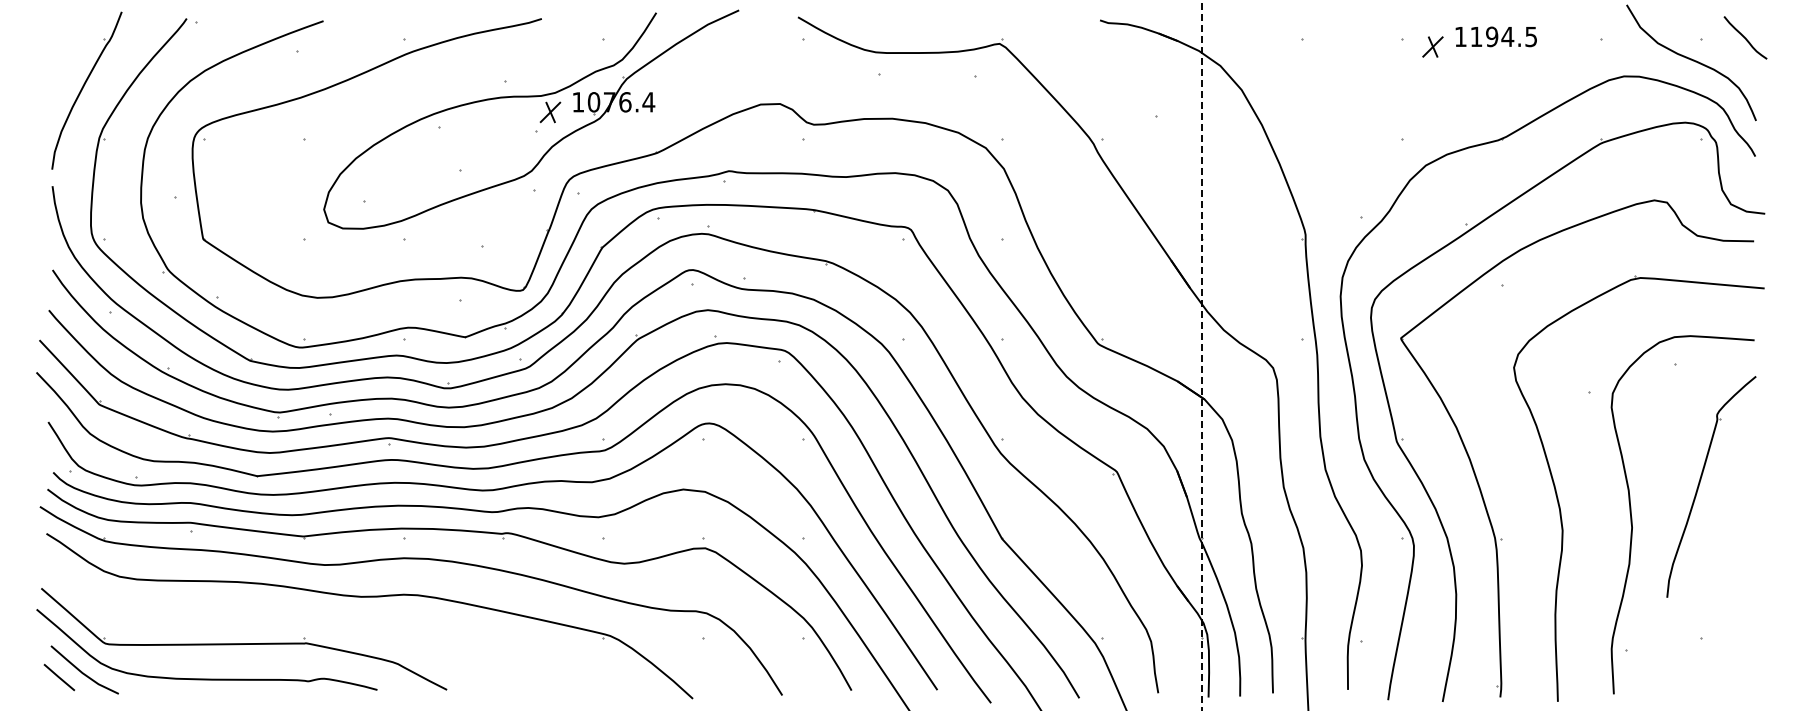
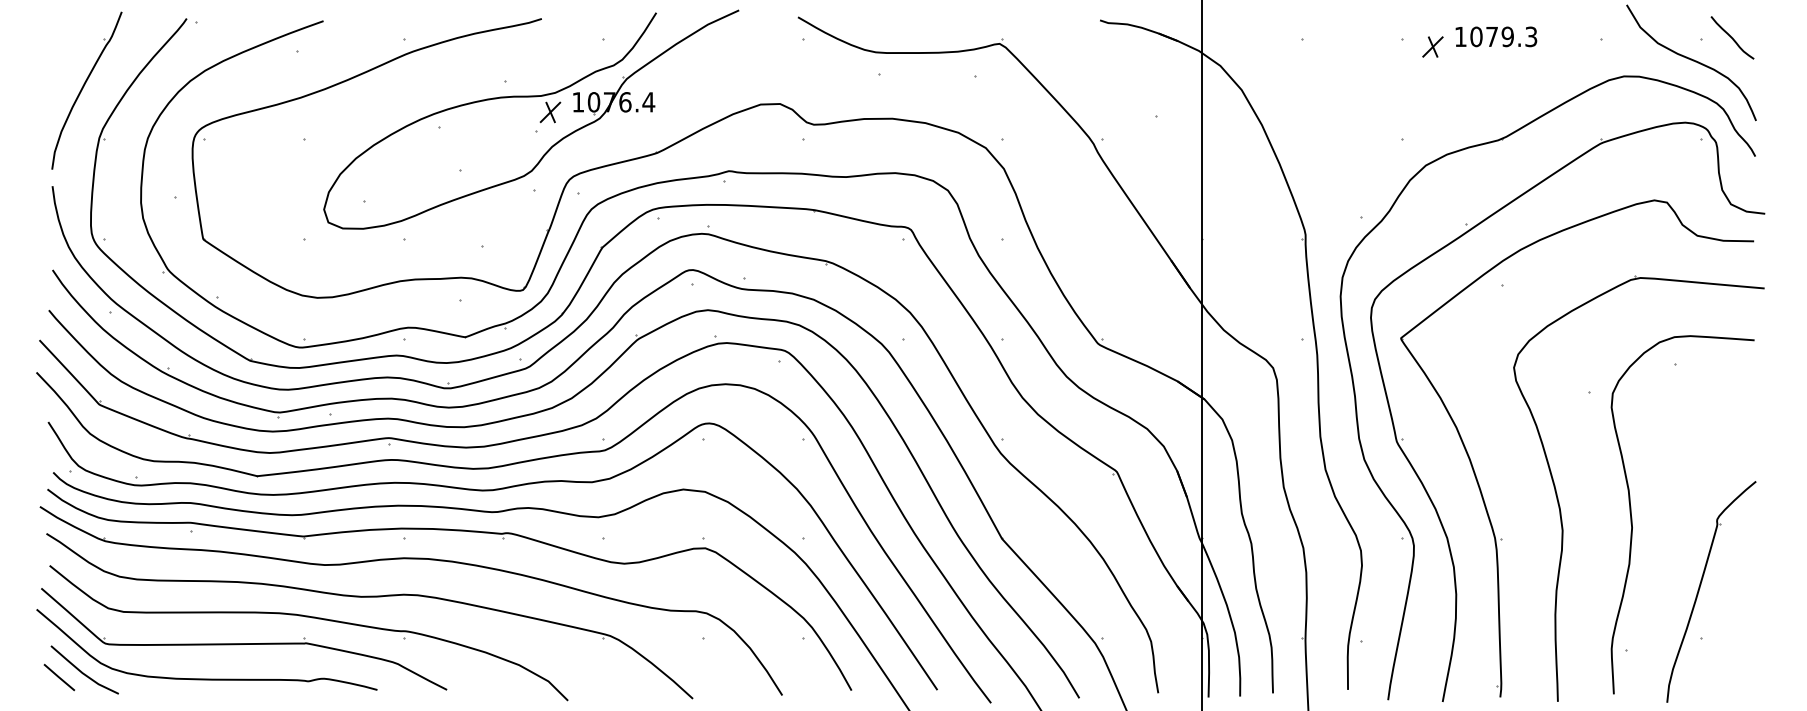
text: 1194.5 -> 1079.3 (1503, 36)
curve position: (1745, 37) -> (1732, 37) (1732, 37)
line: dashed -> solid (1202, 355)
part position: (1700, 483) -> (1700, 588) (1700, 588)
part: none -> present (312, 618)
